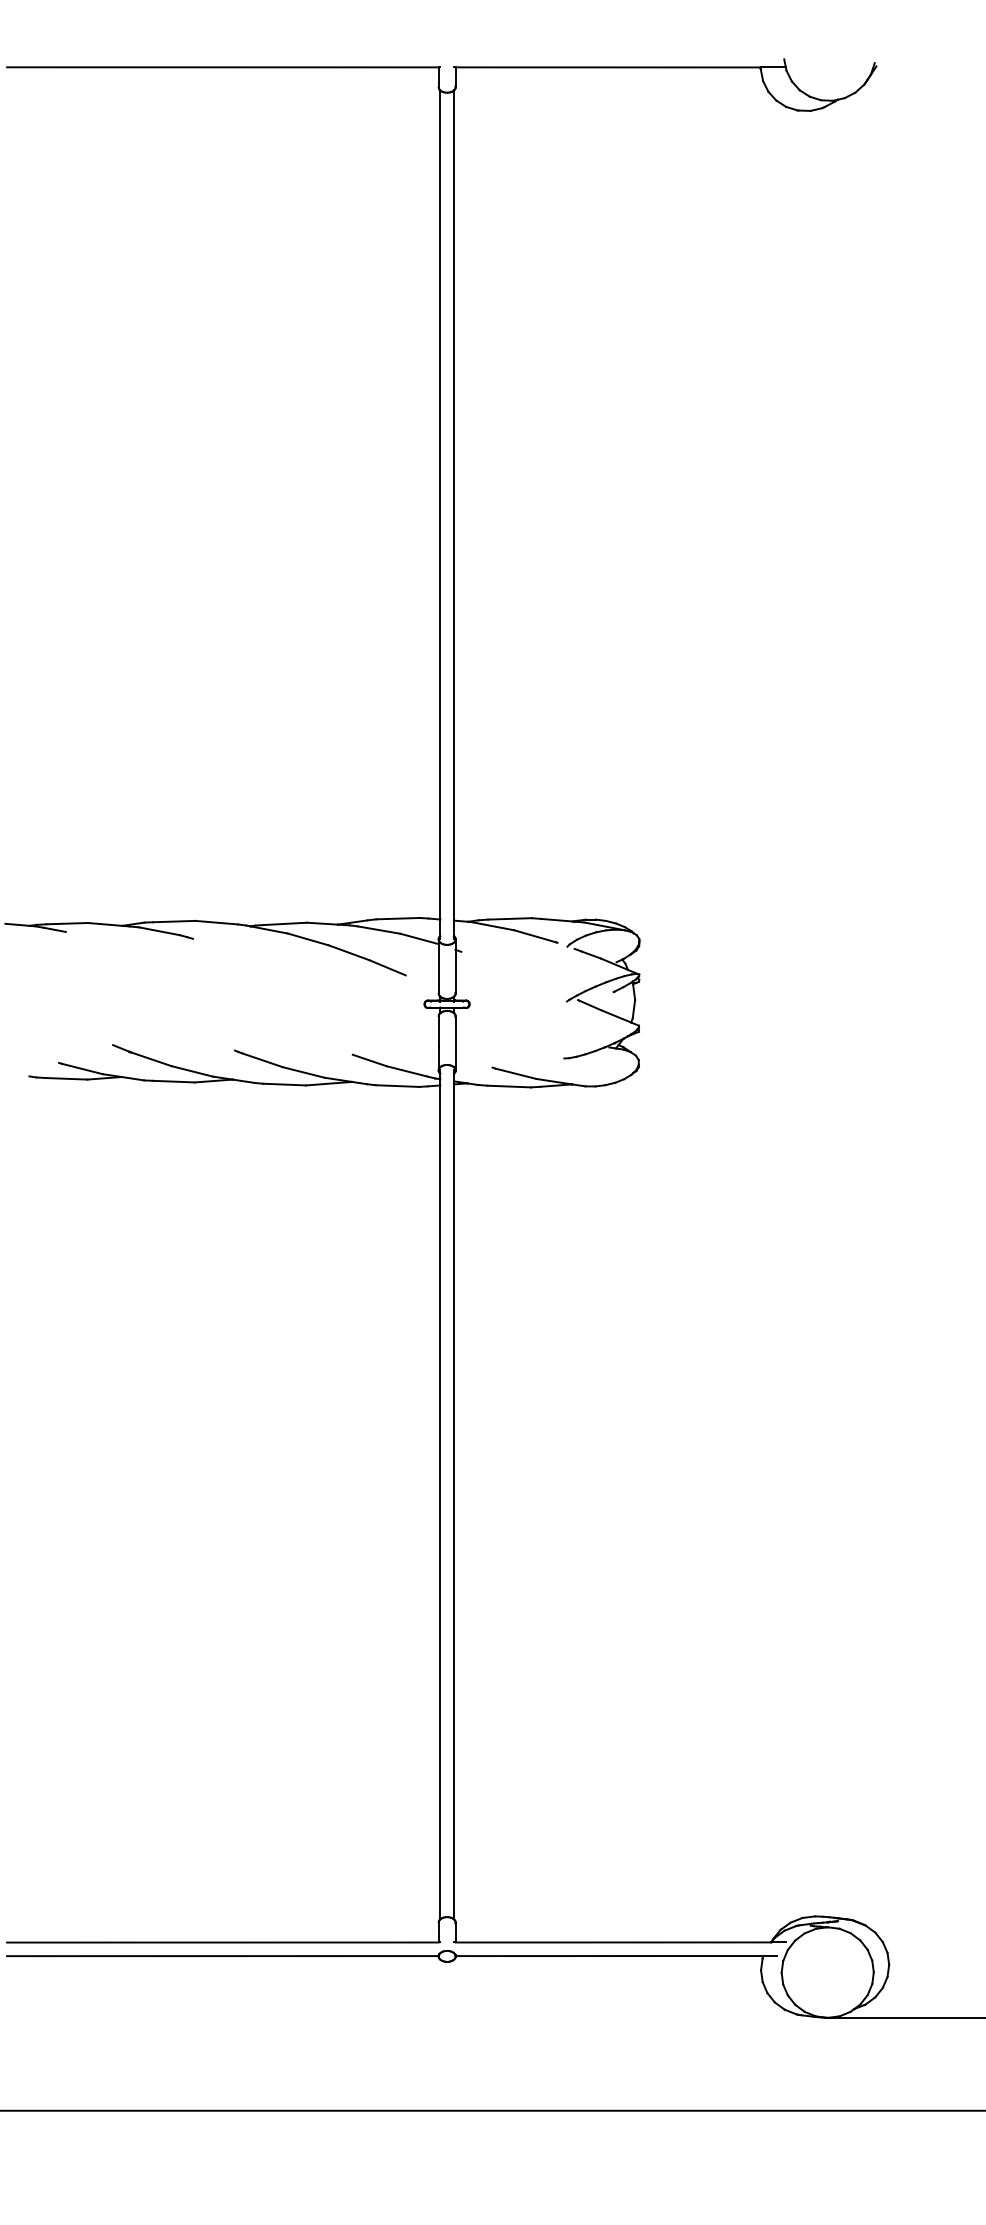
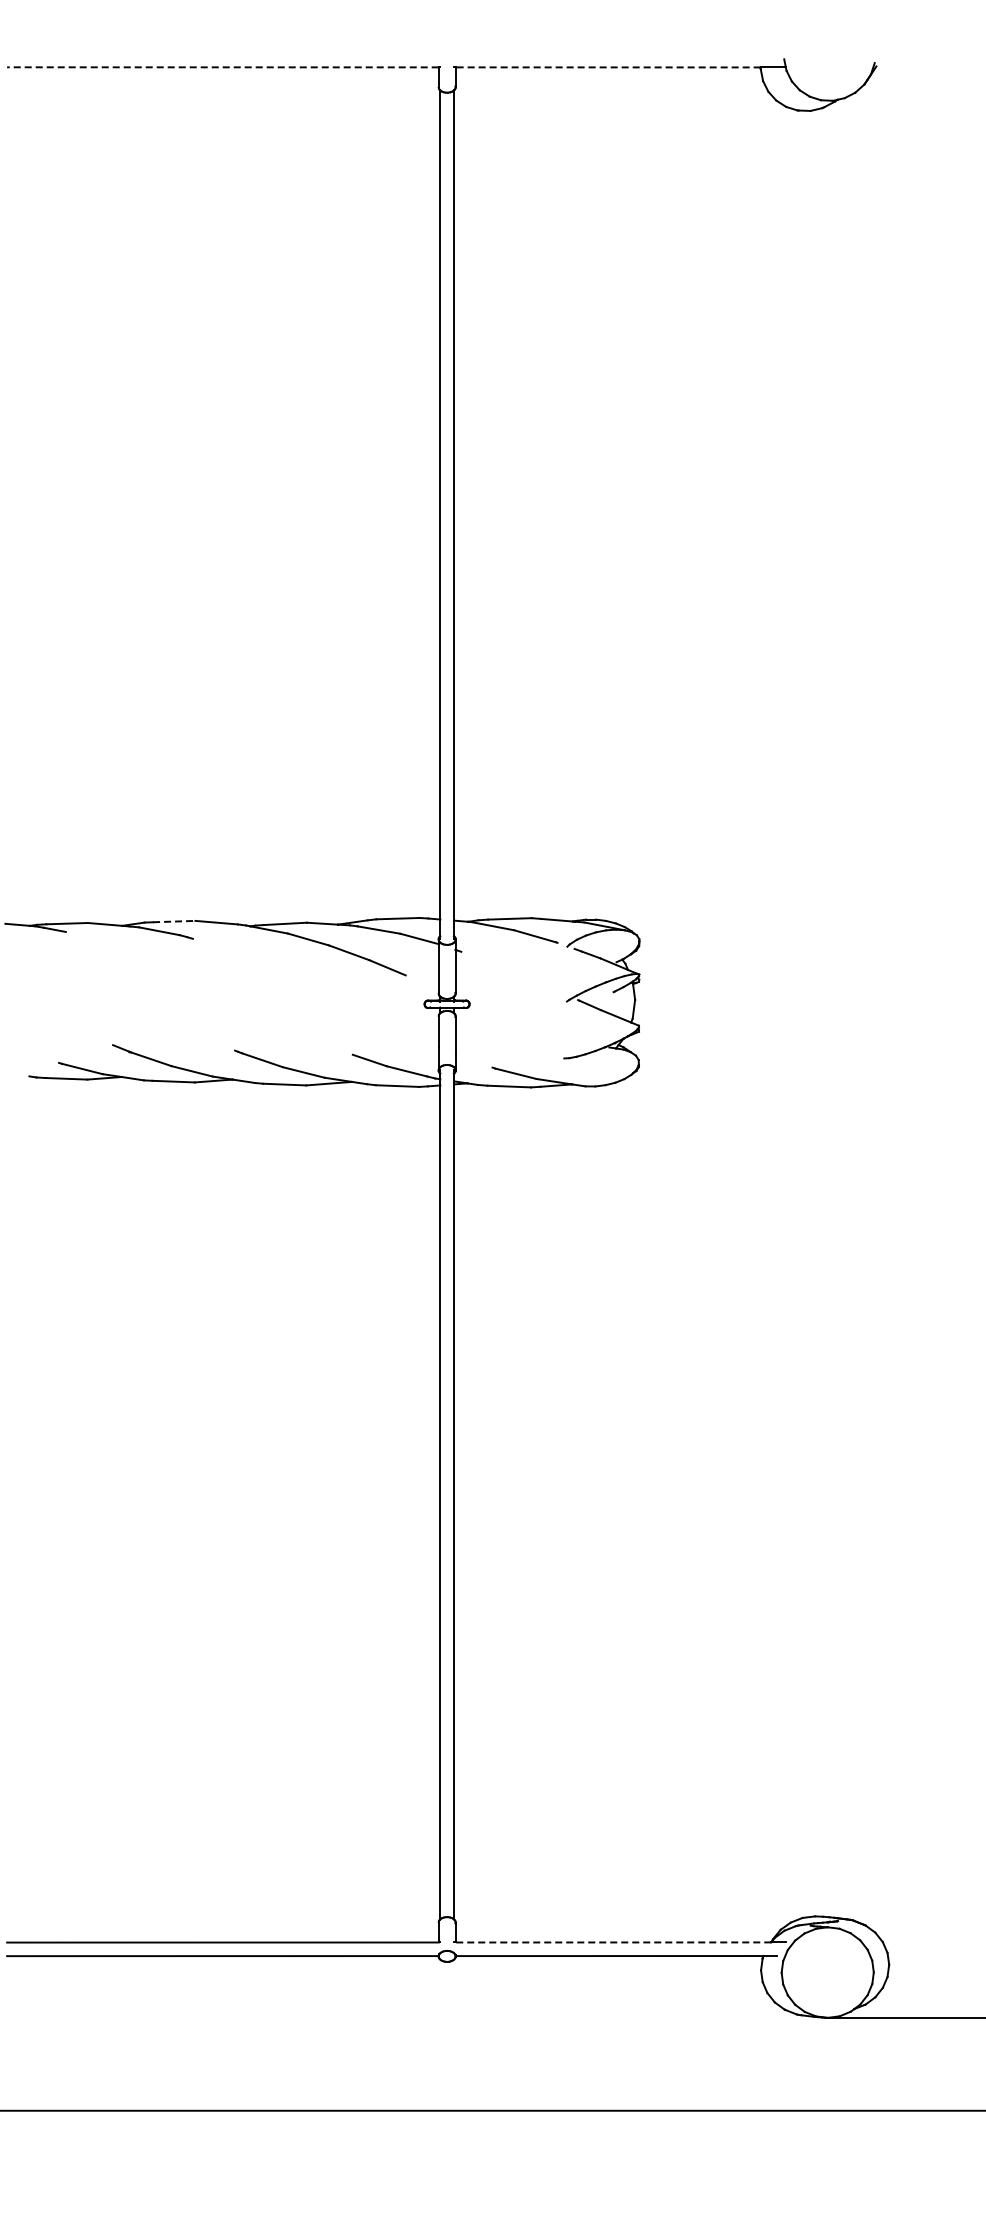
line: solid -> dashed (222, 67)
line: solid -> dashed (608, 67)
line: solid -> dashed (174, 921)
line: solid -> dashed (613, 1942)
